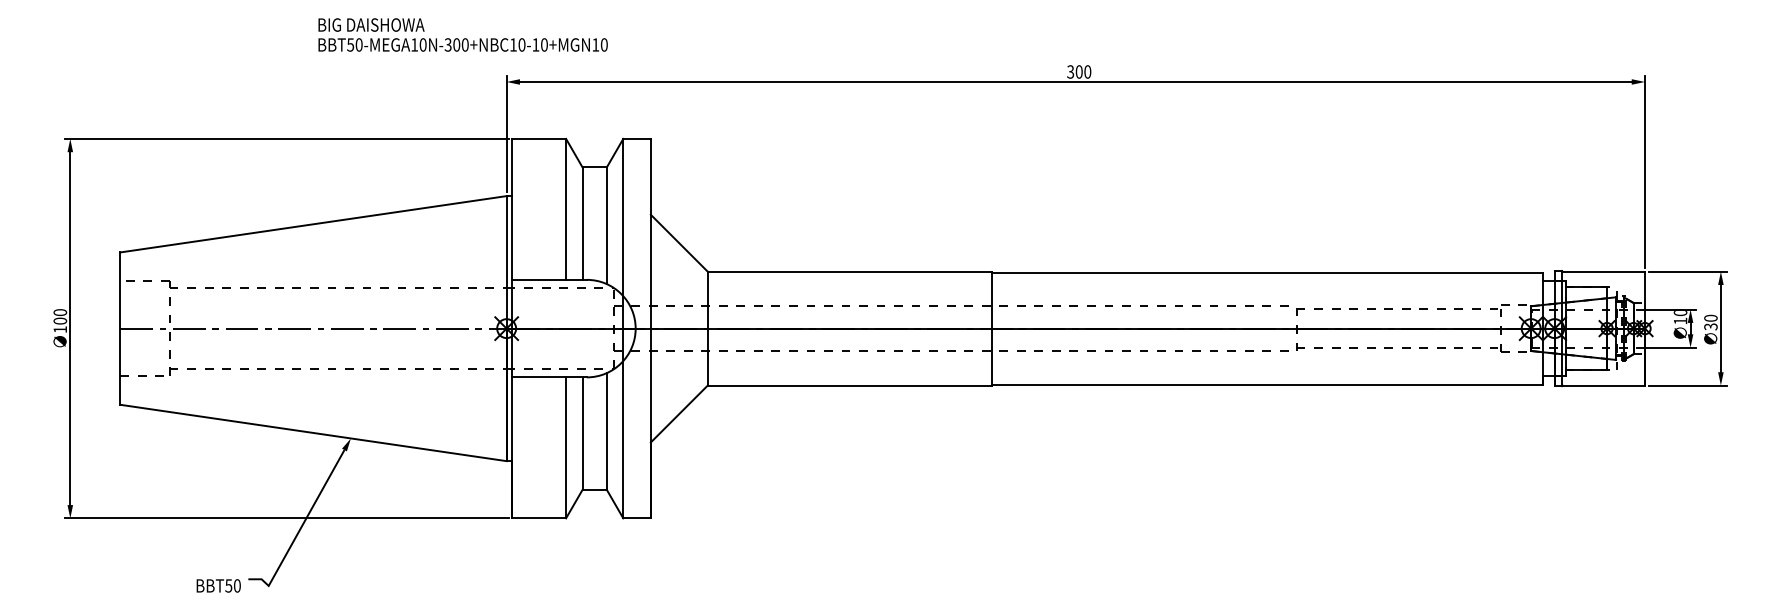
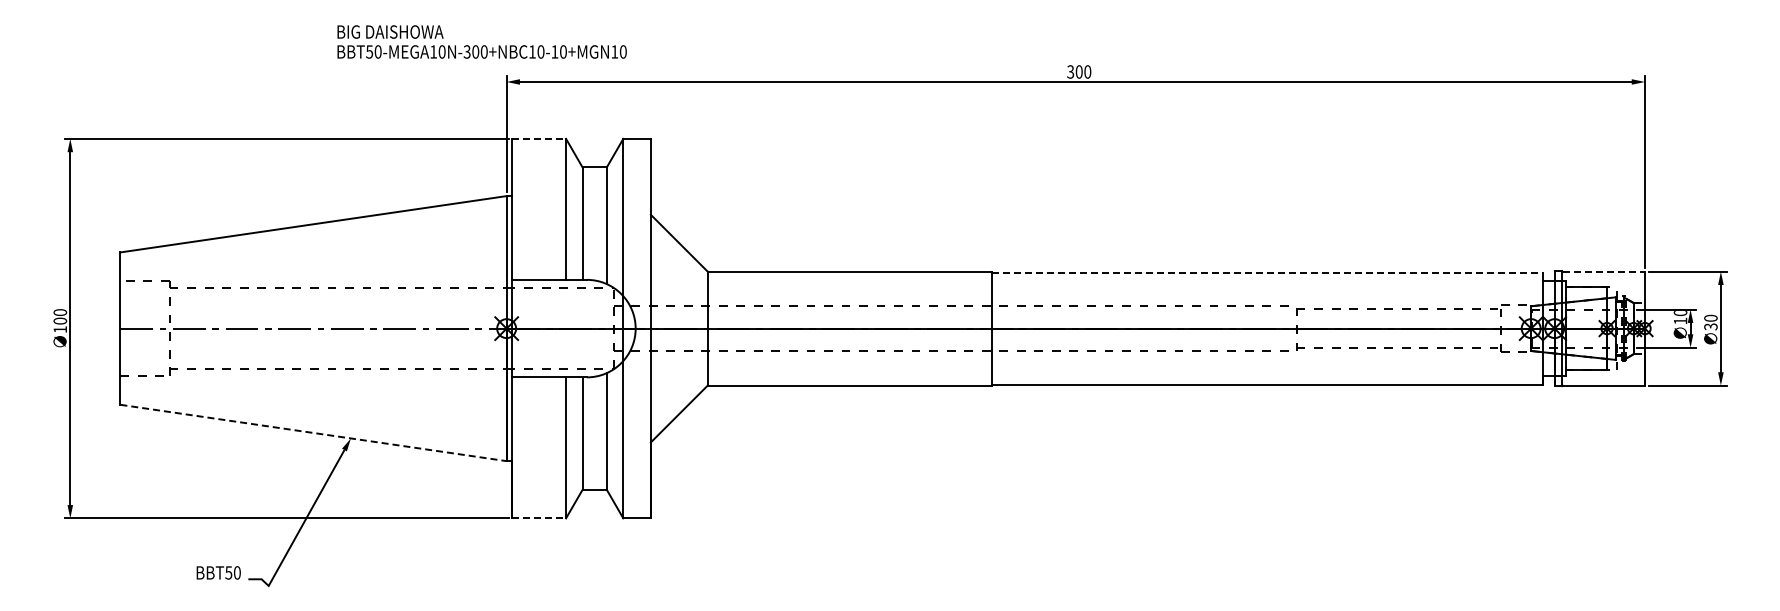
text position: (462, 34) -> (481, 41) (481, 41)
line: solid -> dashed (539, 138)
line: solid -> dashed (1604, 271)
line: solid -> dashed (1268, 272)
line: solid -> dashed (314, 433)
line: solid -> dashed (539, 518)
text position: (218, 585) -> (218, 572) (218, 572)
